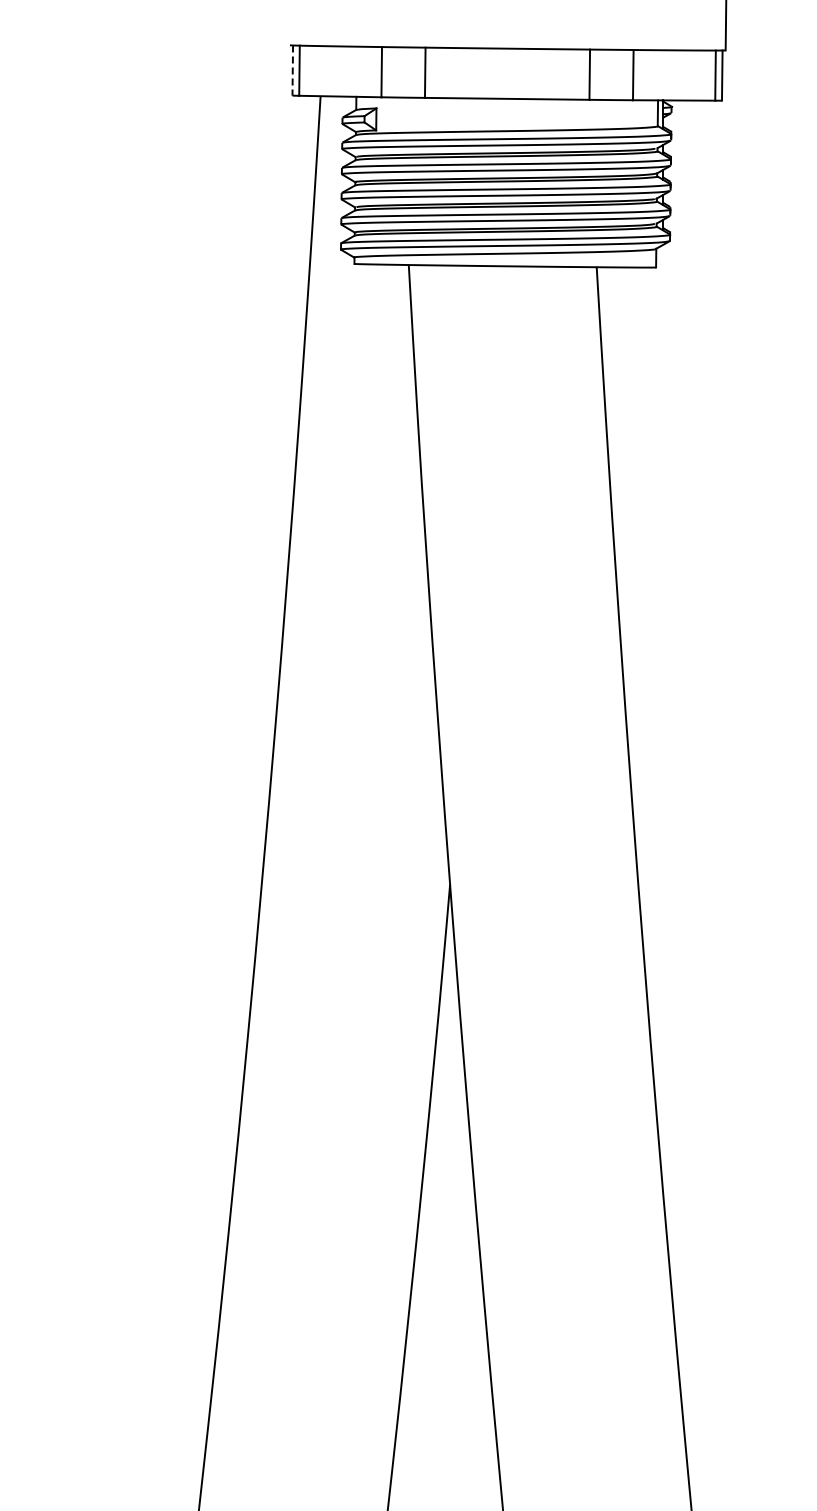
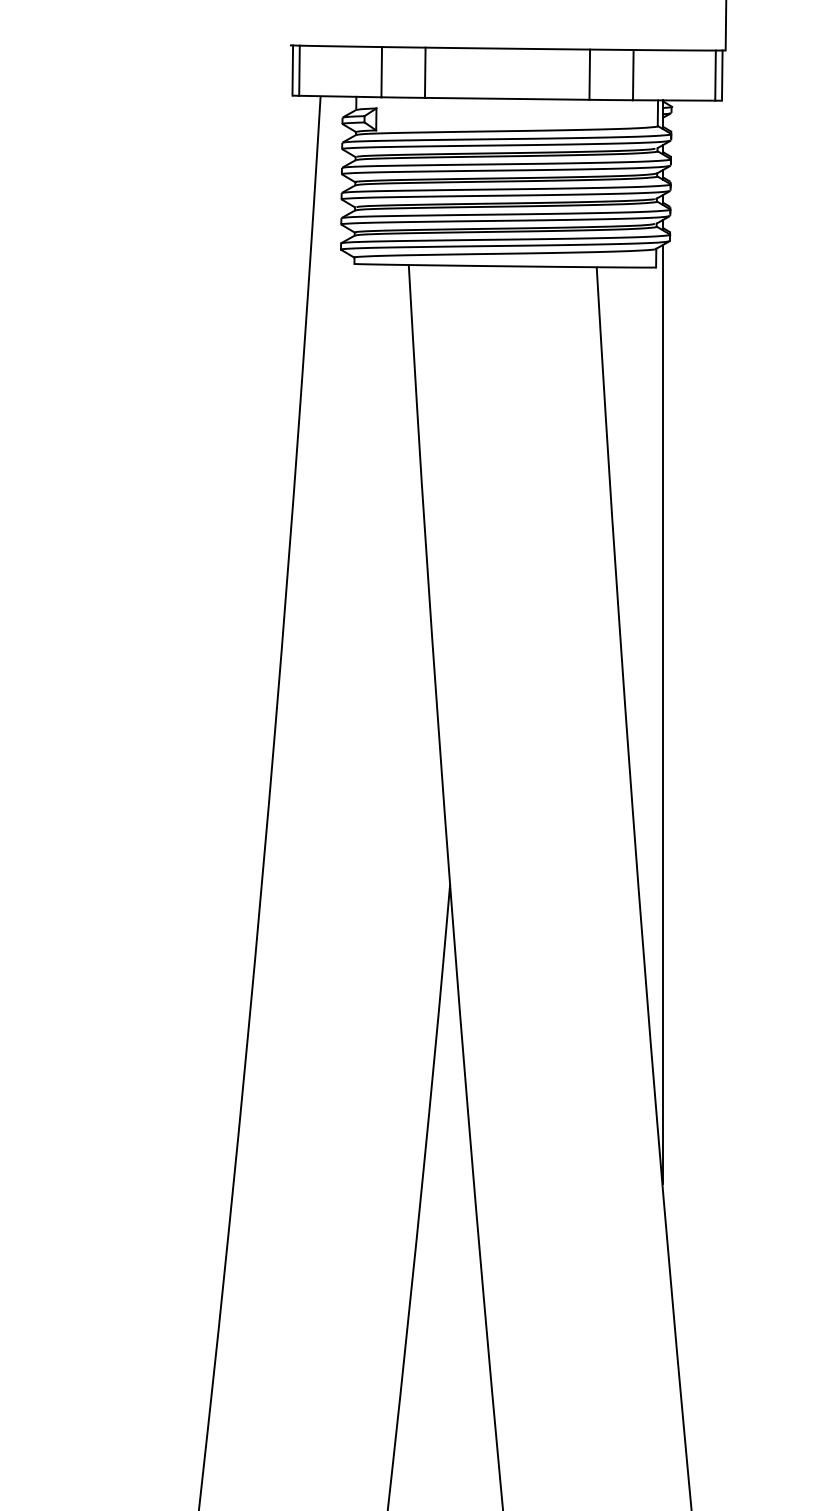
line: dashed -> solid (292, 71)
line: none -> present (662, 714)
